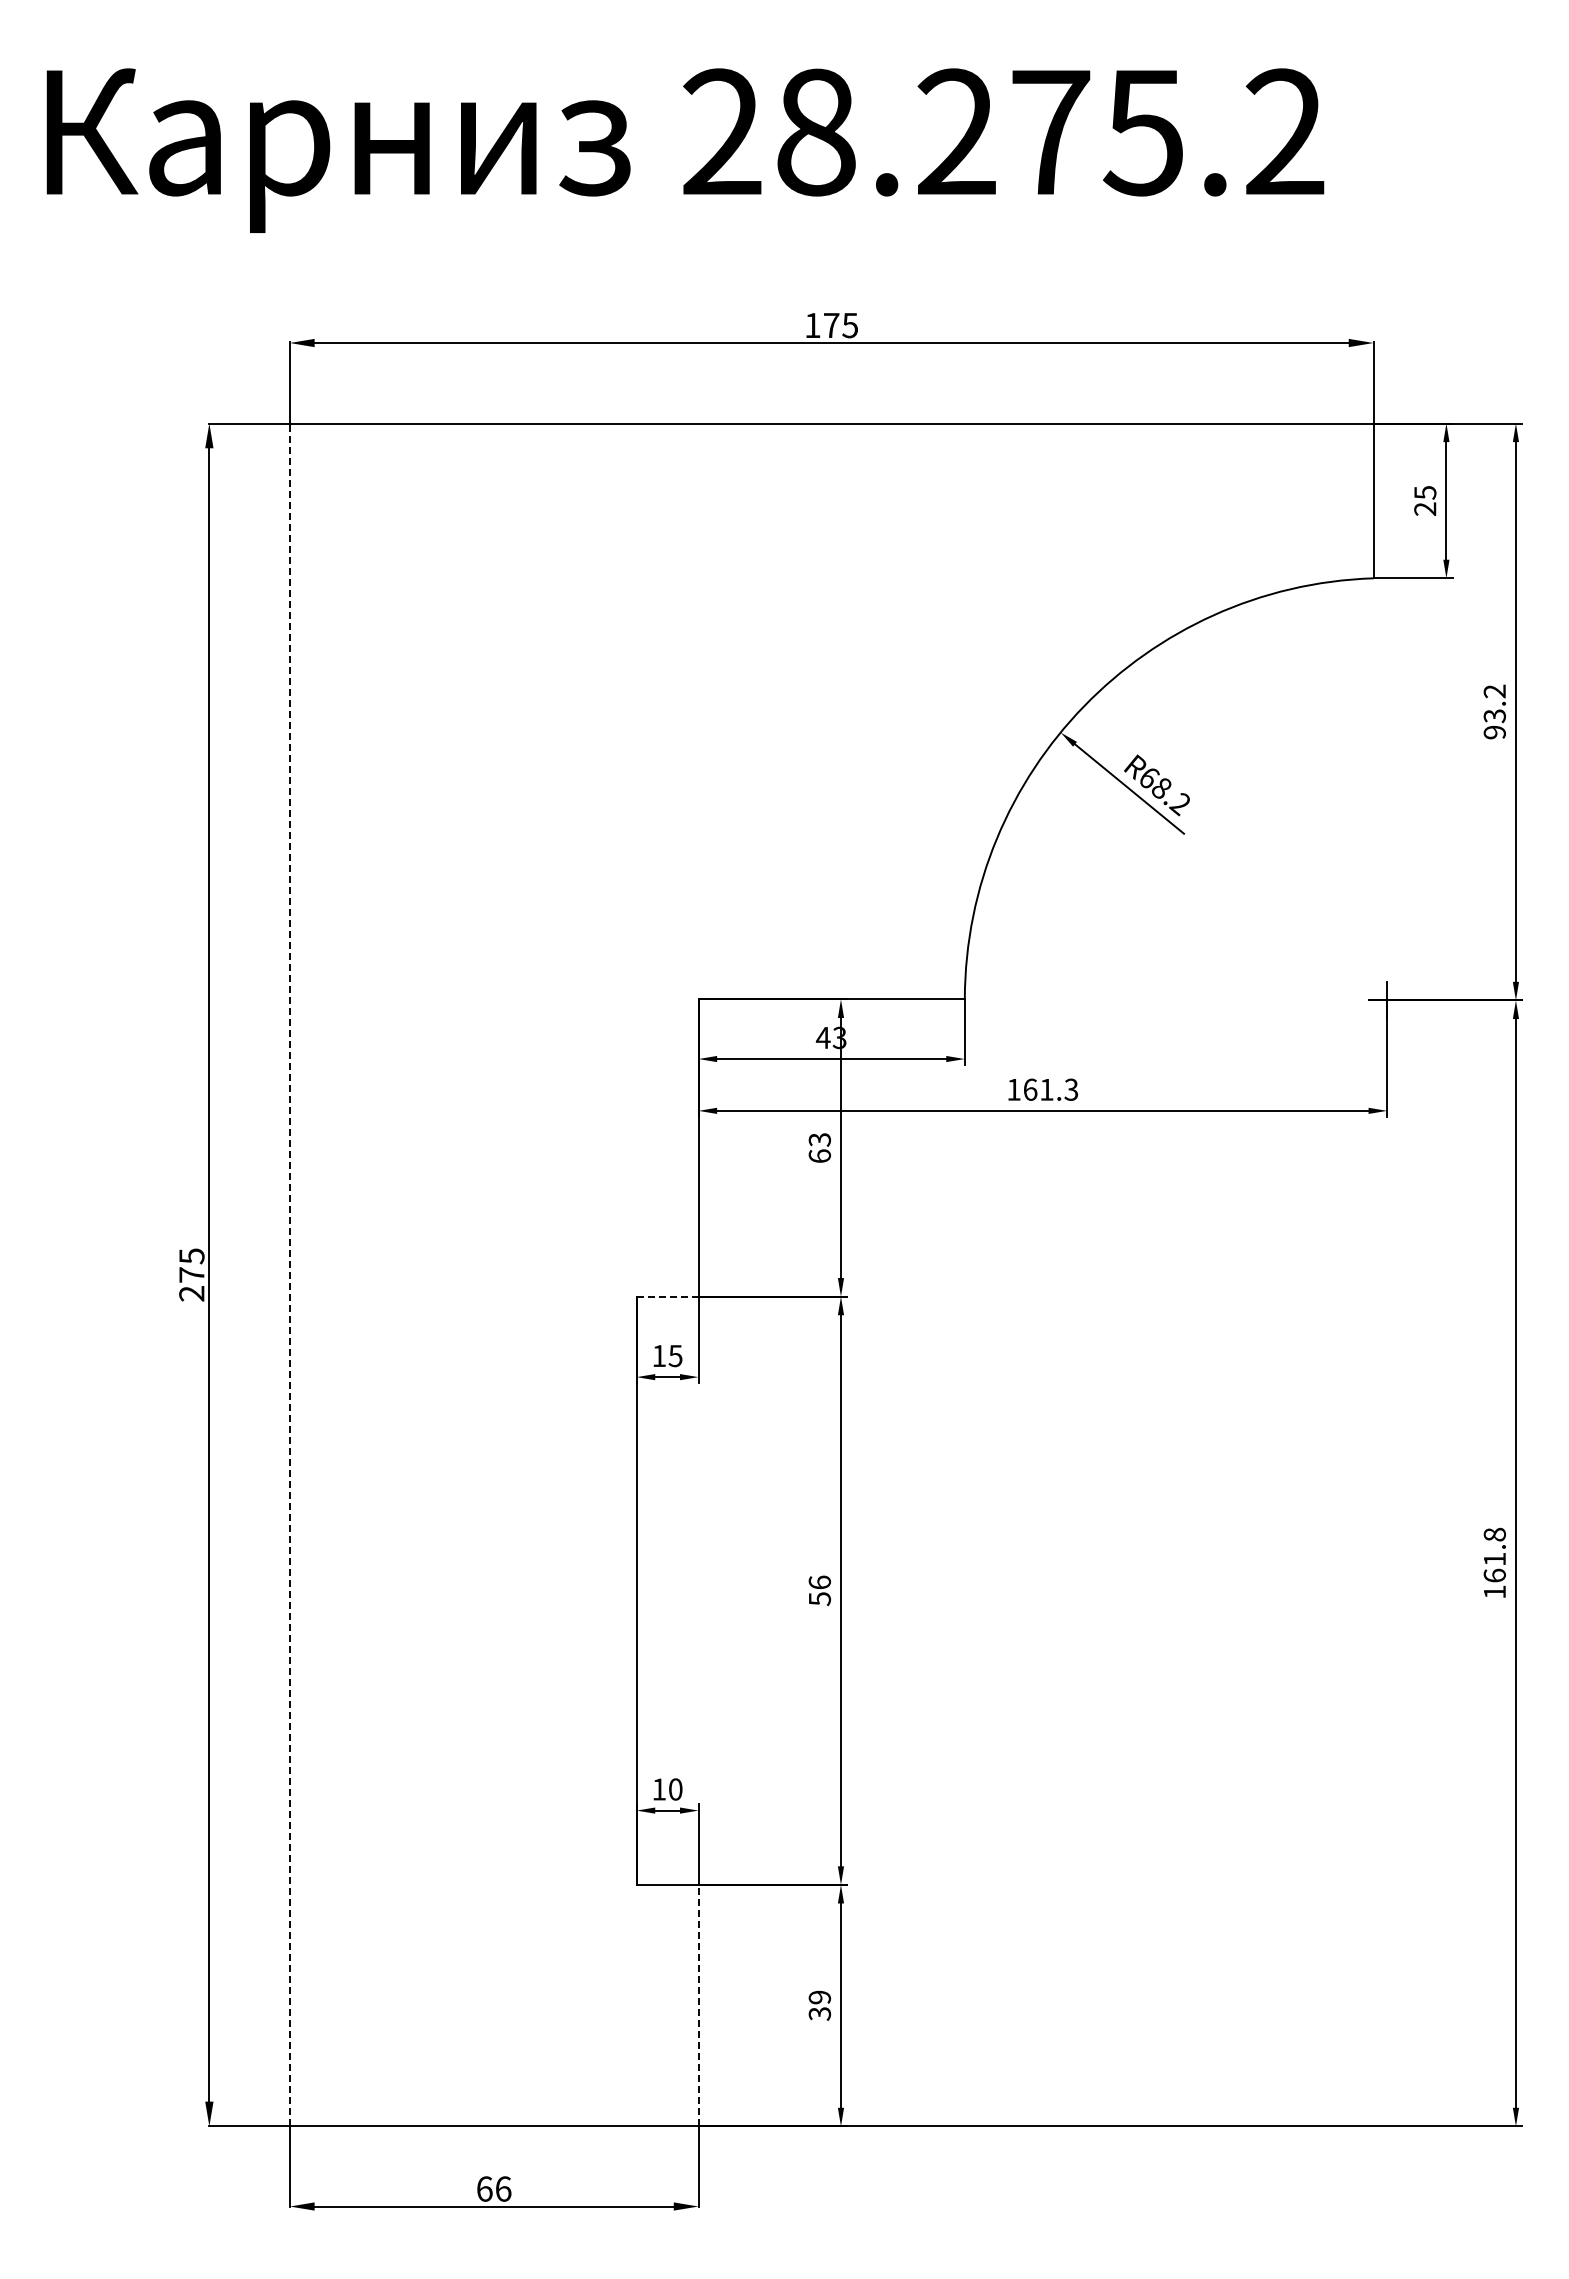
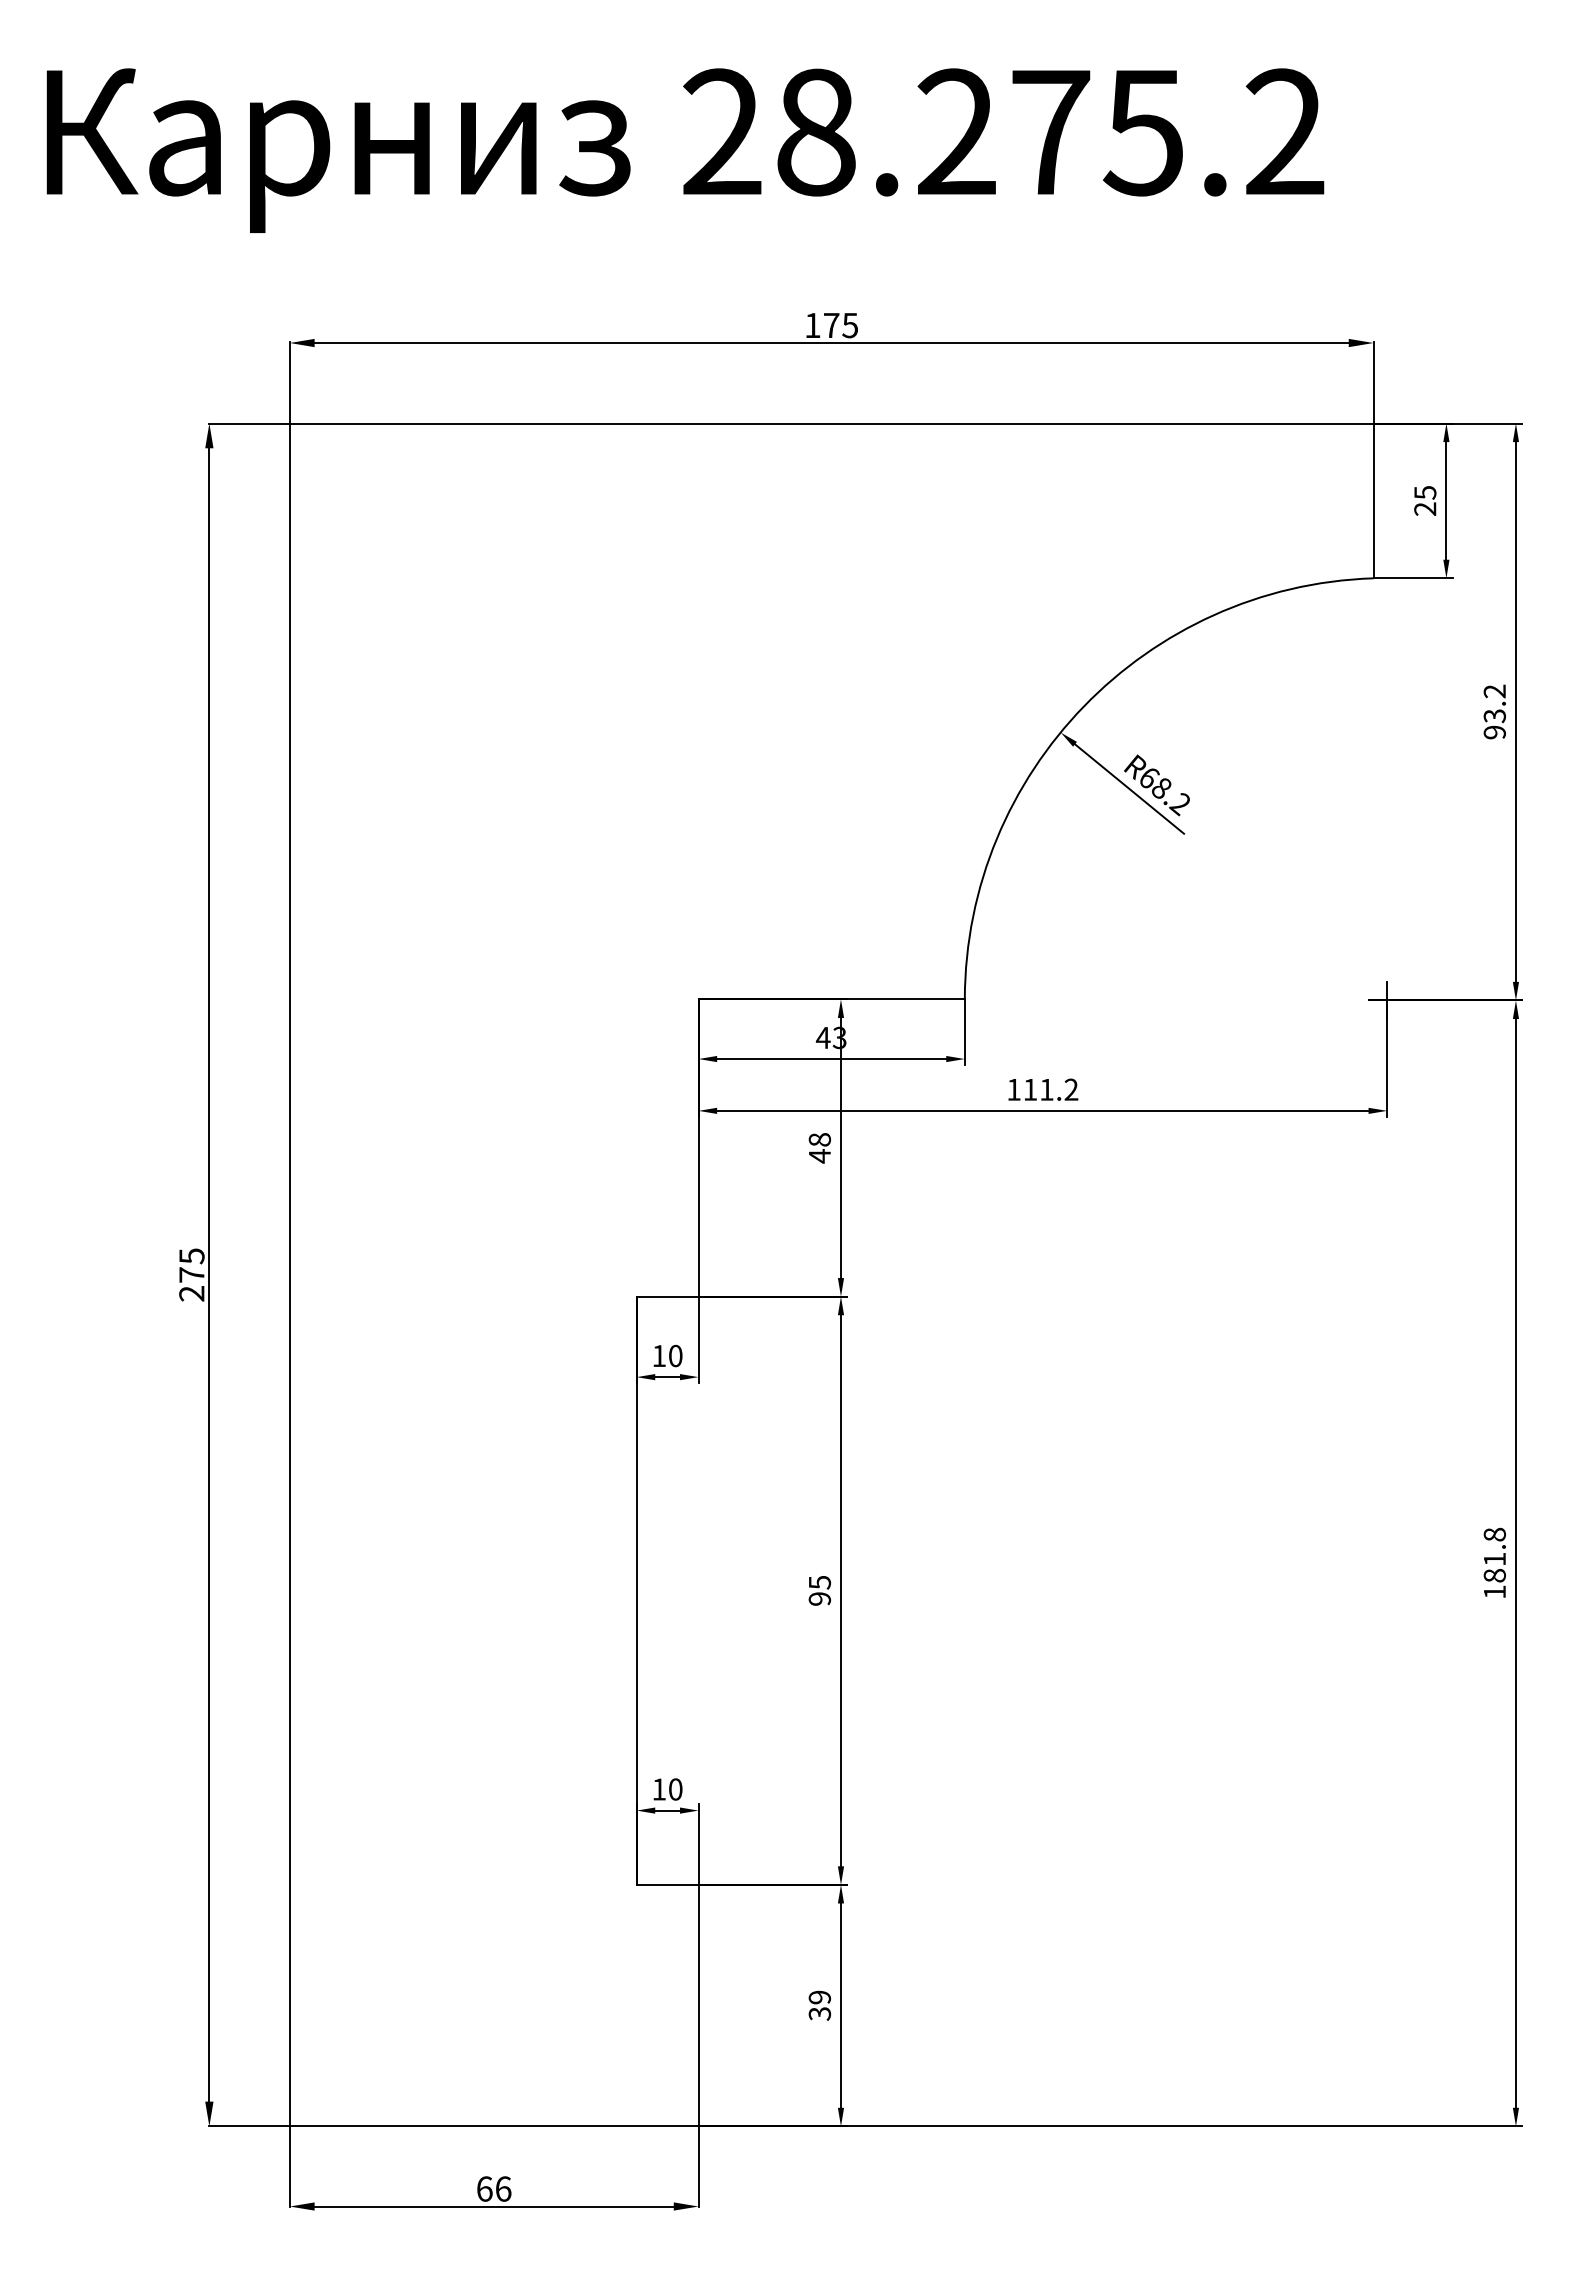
text: 161.3 -> 111.2 (1051, 1089)
text: 63 -> 48 (819, 1148)
line: dashed -> solid (289, 1274)
line: dashed -> solid (667, 1296)
text: 15 -> 10 (675, 1355)
text: 161.8 -> 181.8 (1494, 1575)
text: 56 -> 95 (819, 1590)
line: dashed -> solid (698, 2005)
